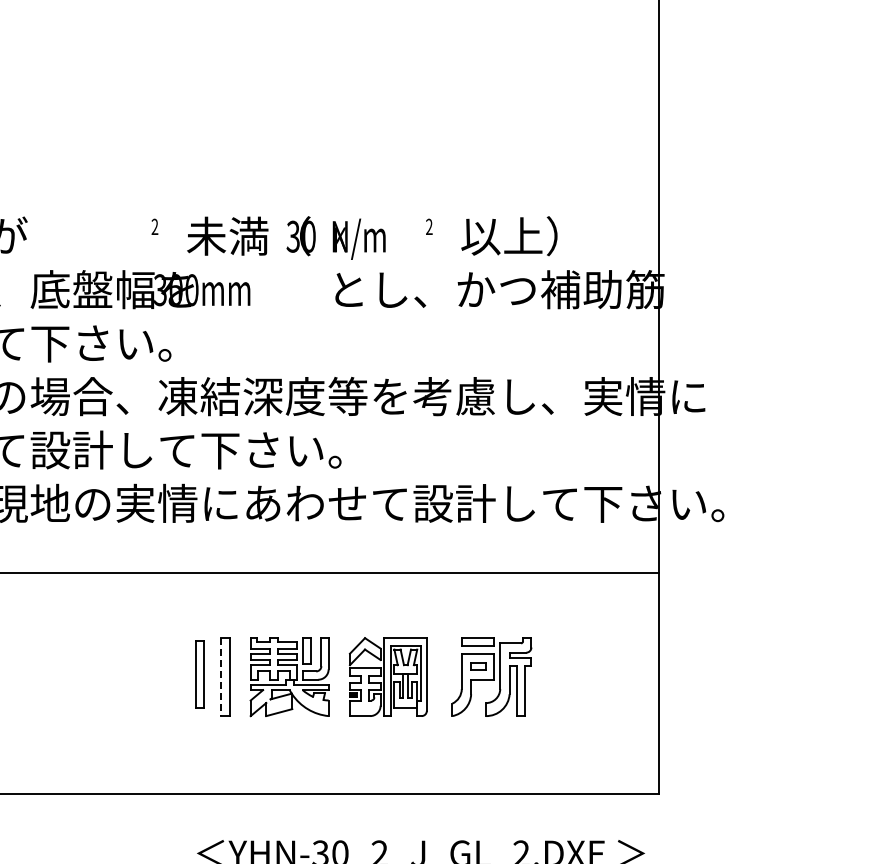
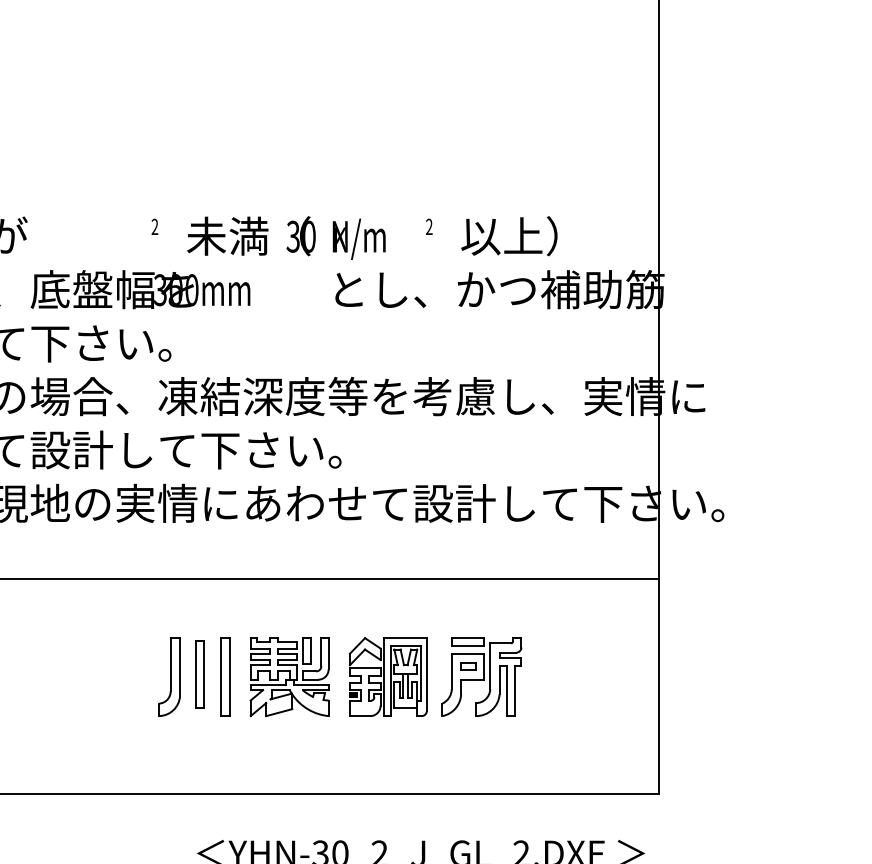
line position: (330, 572) -> (330, 578) (330, 578)
part: none -> present (169, 676)
part position: (491, 676) -> (481, 676) (481, 676)
line: dashed -> solid (220, 677)
